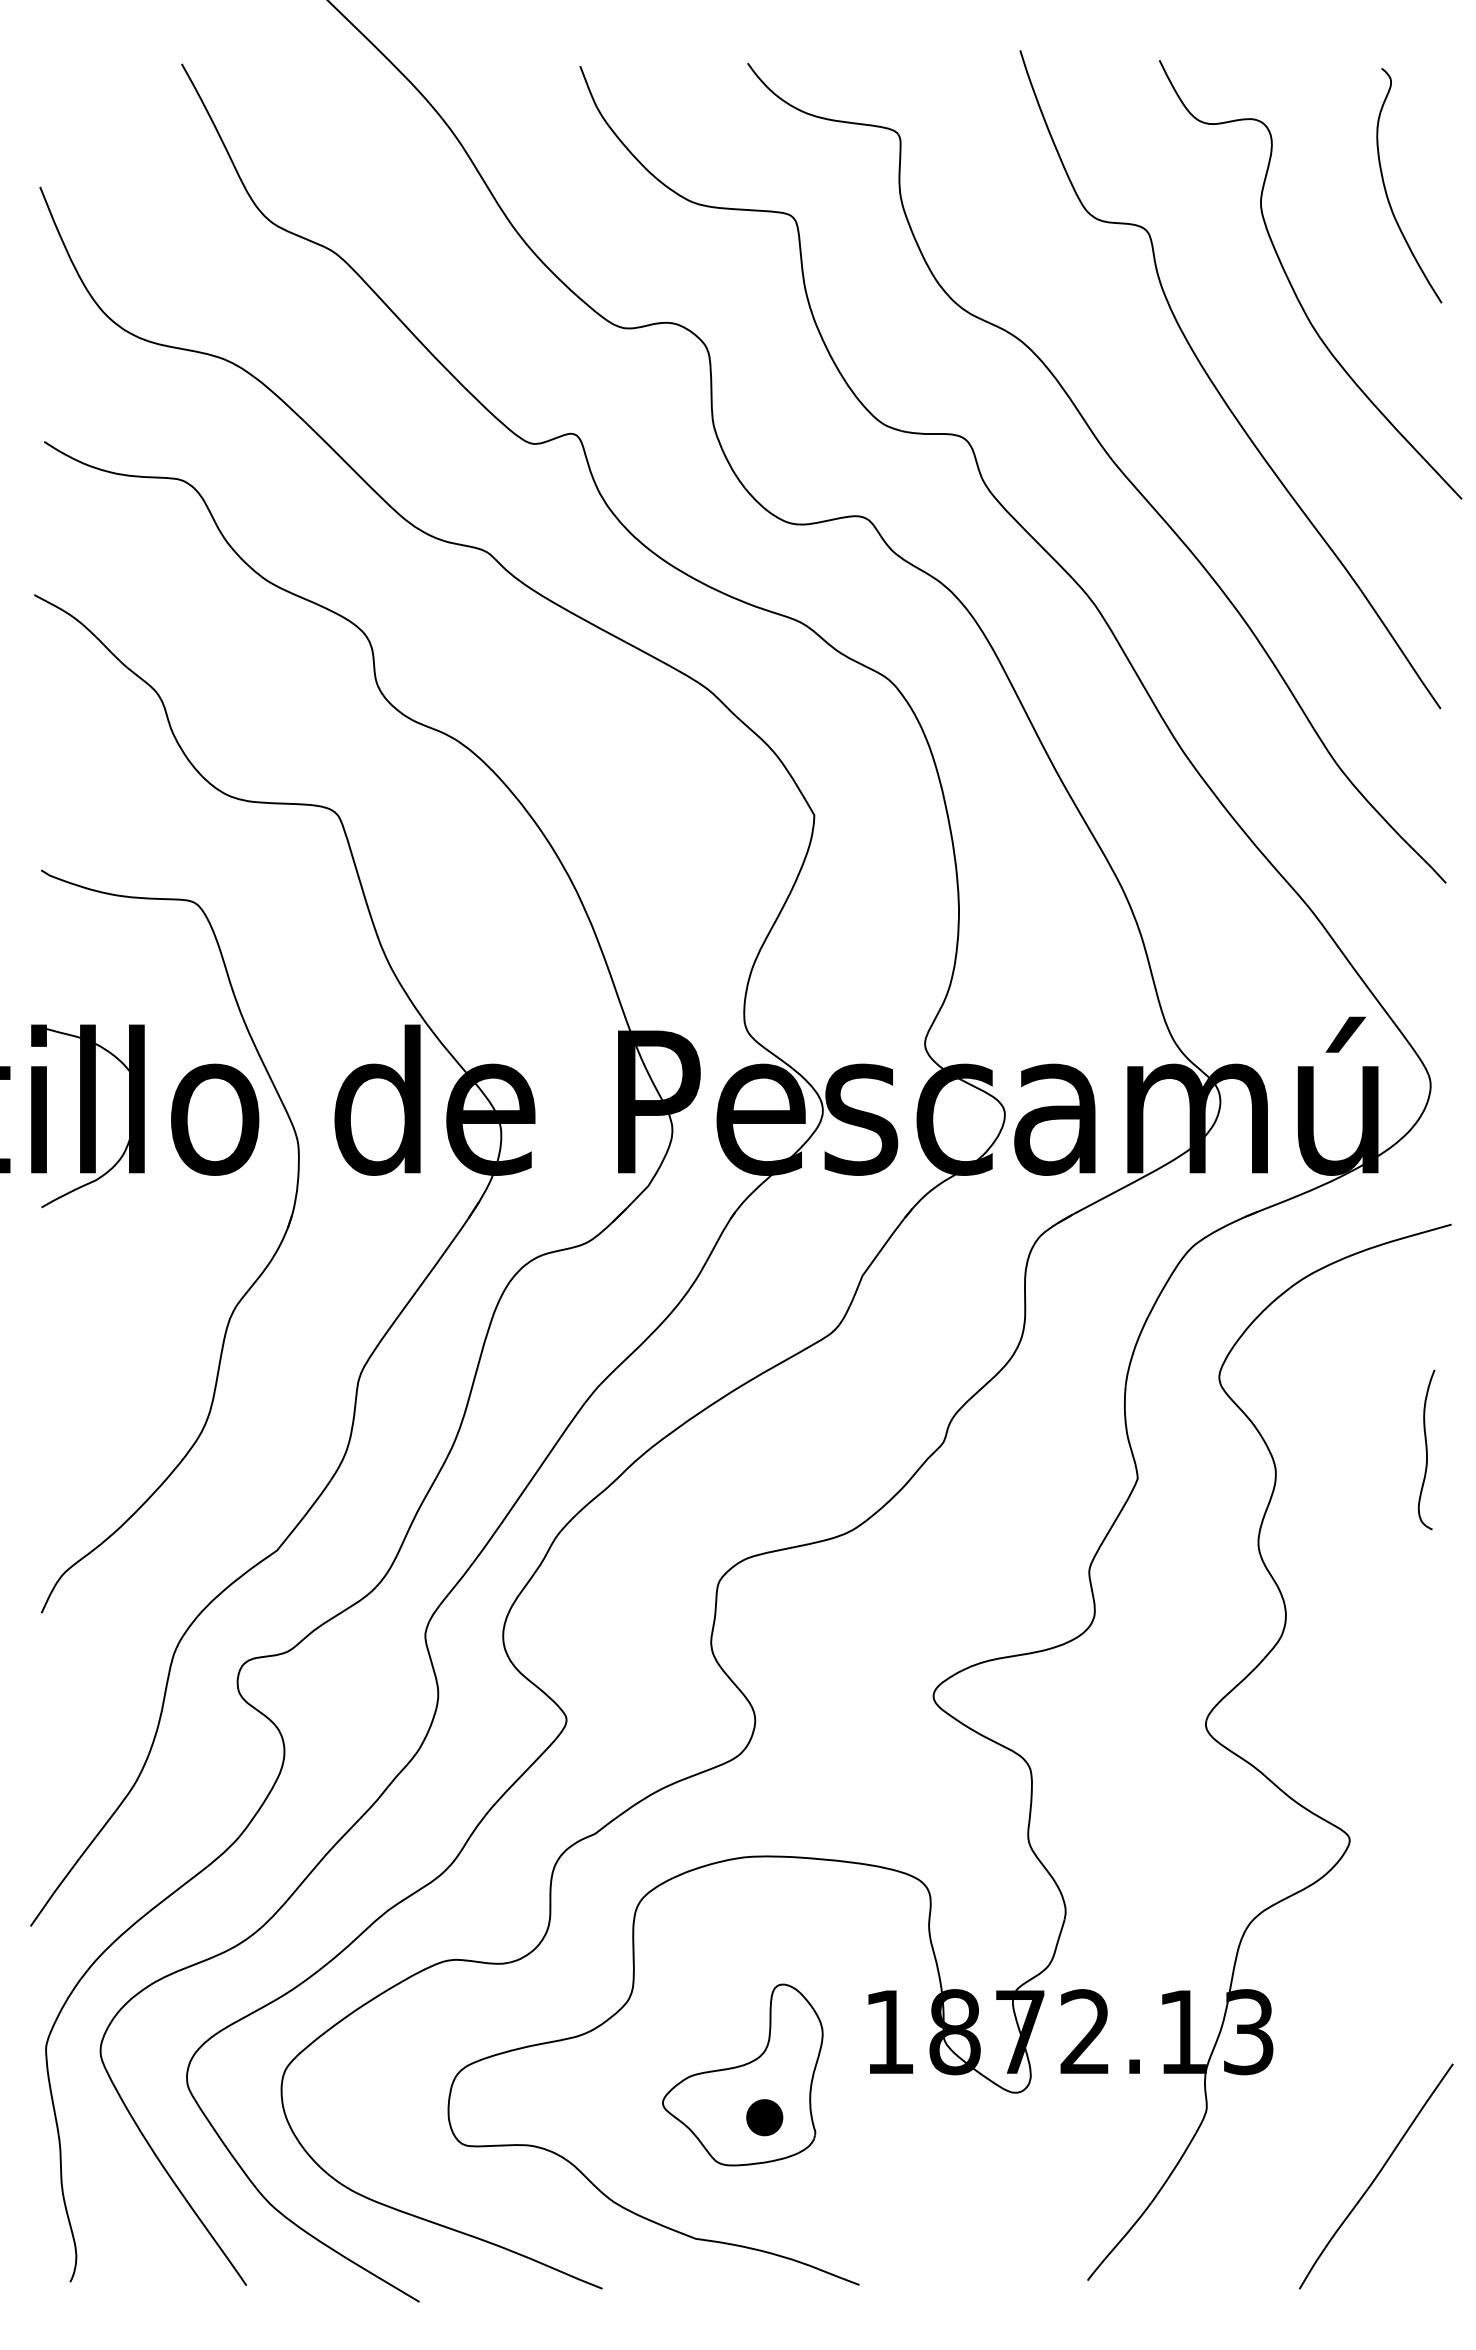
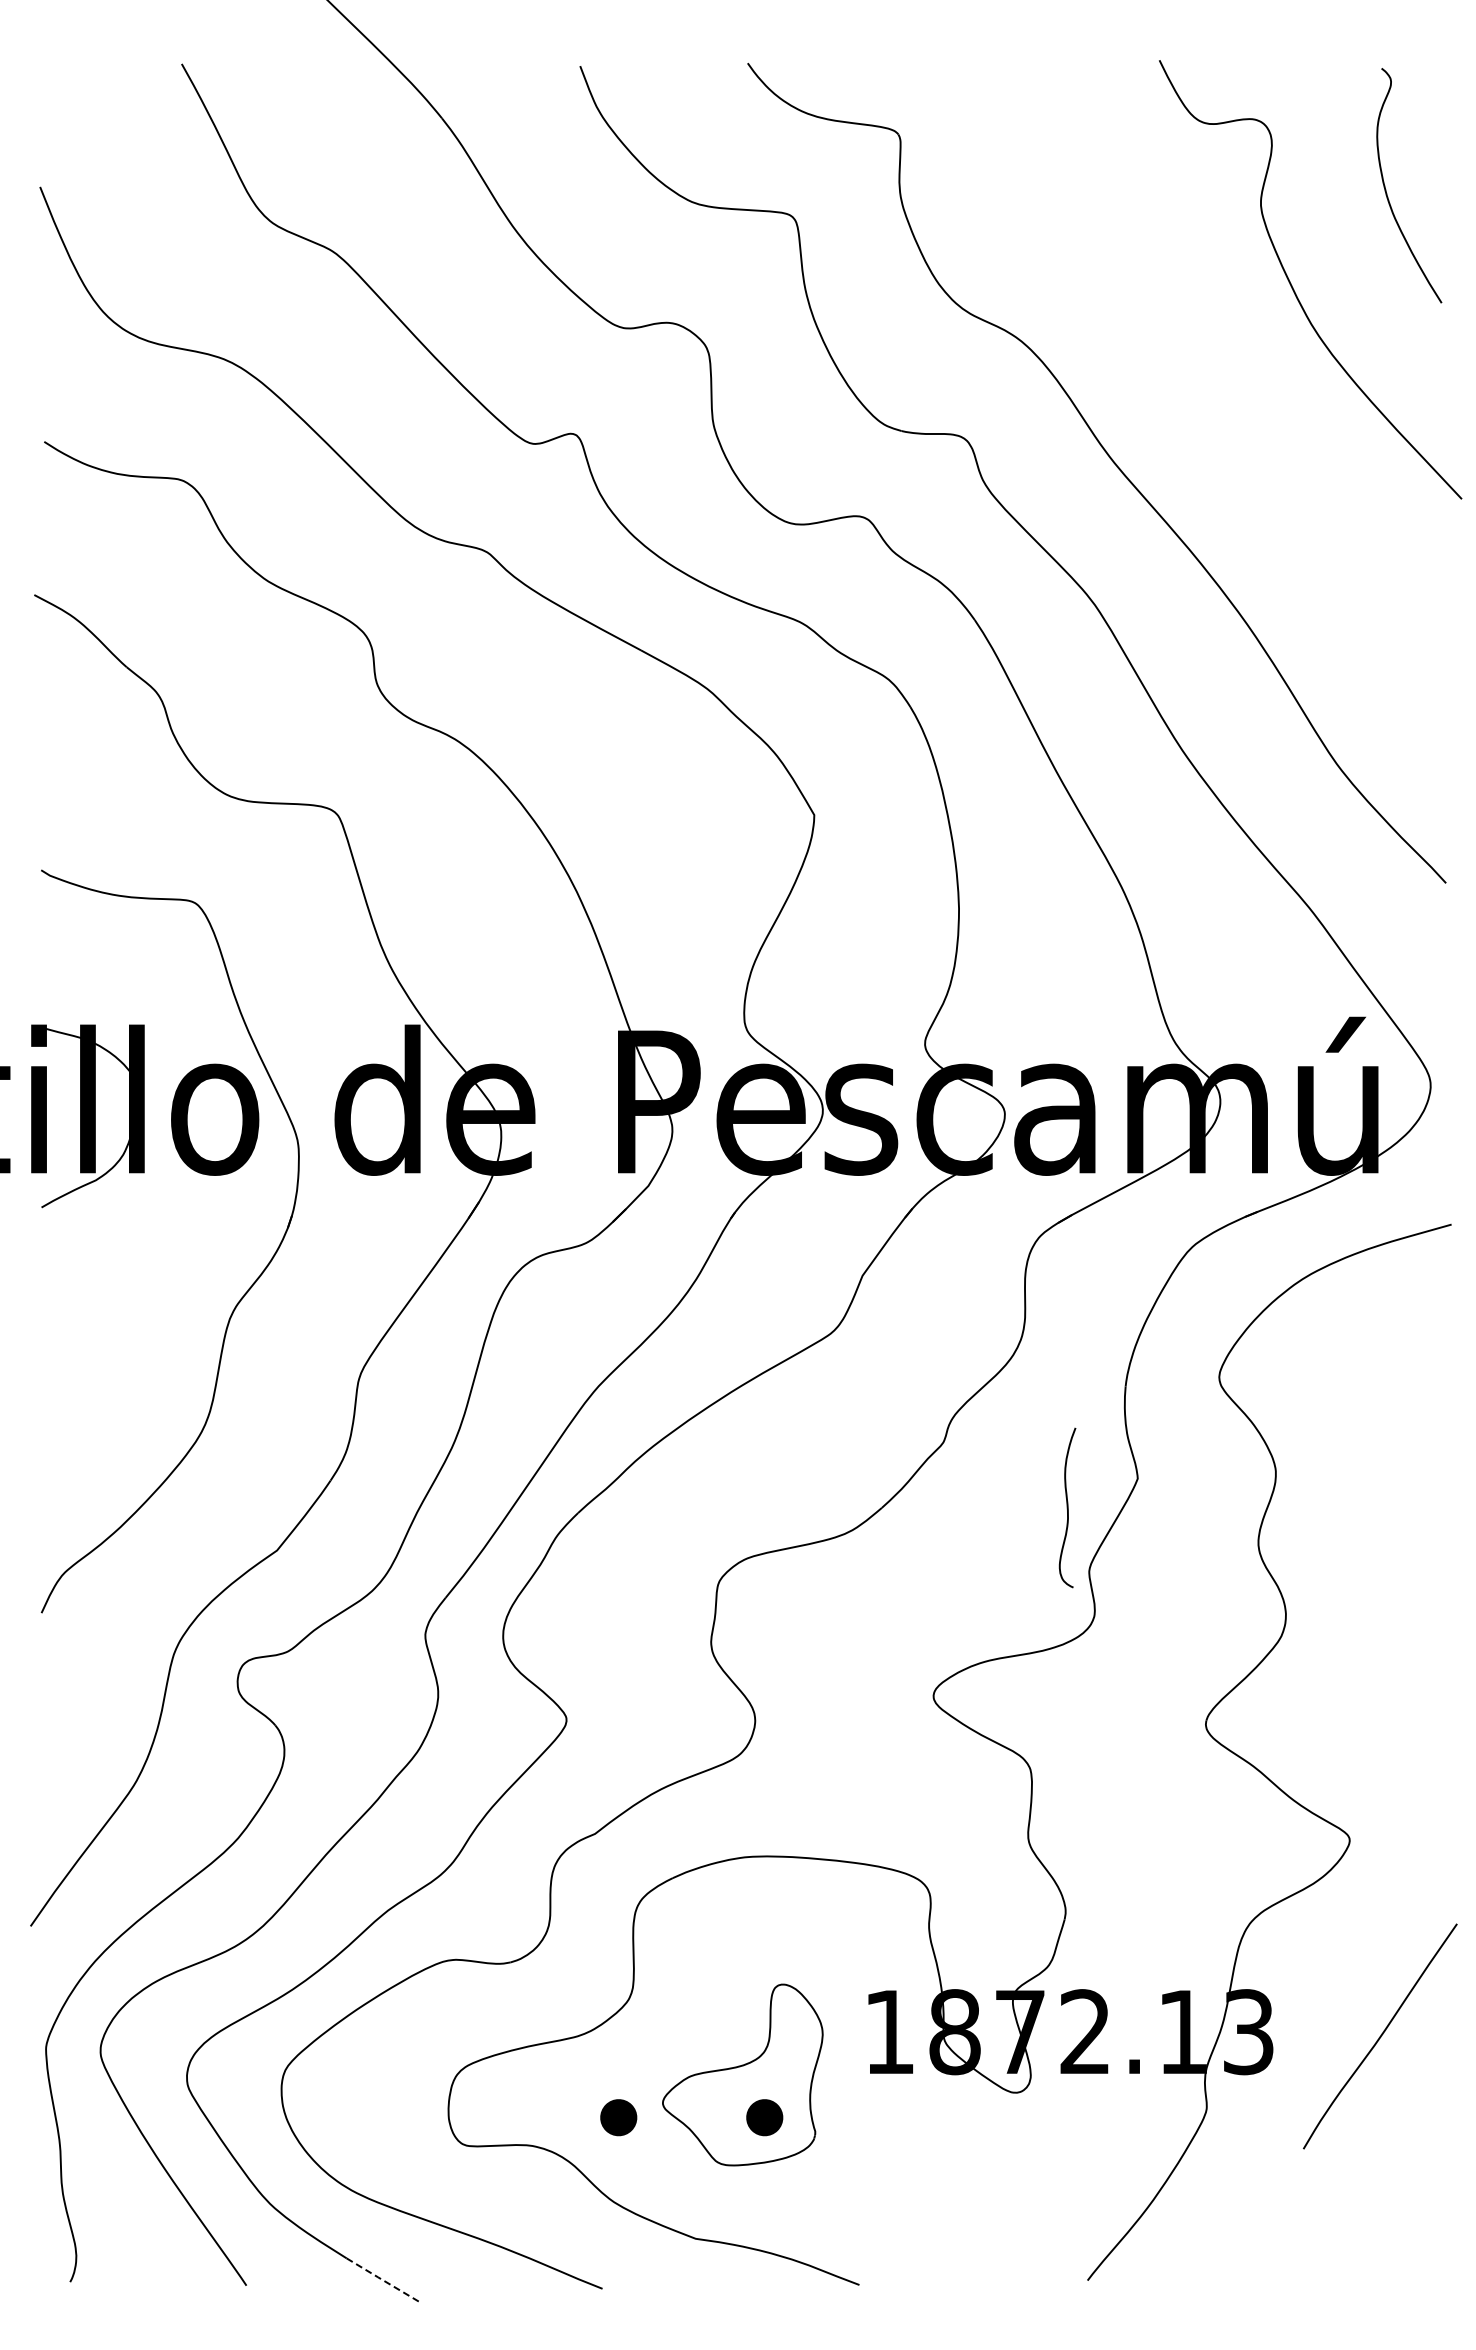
curve: present -> none (1217, 388)
curve position: (1426, 1449) -> (1067, 1507) (1067, 1507)
part: none -> present (618, 2117)
curve position: (1376, 2176) -> (1380, 2036) (1380, 2036)
line: solid -> dashed (383, 2280)
